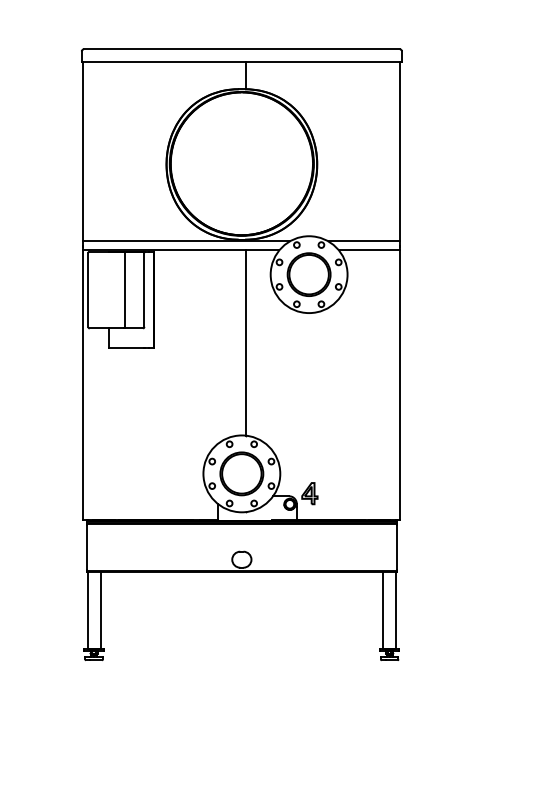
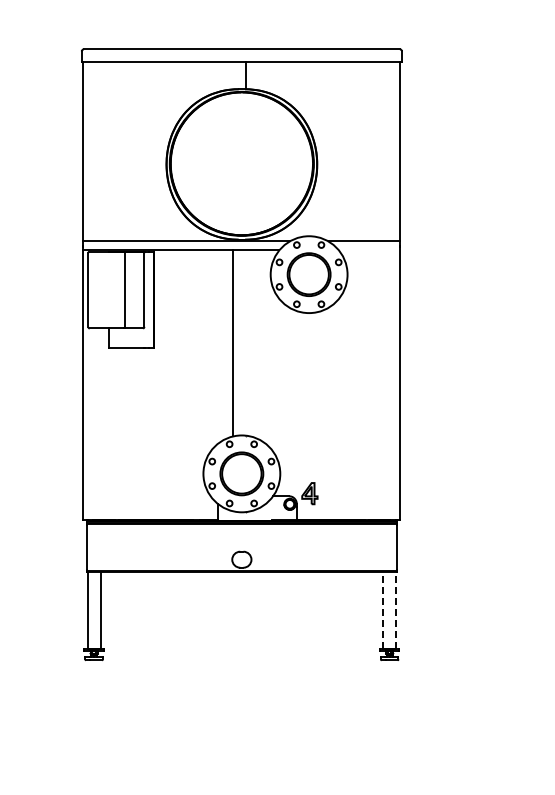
line: present -> none (369, 250)
line position: (246, 342) -> (233, 342) (233, 342)
line: solid -> dashed (383, 609)
line: solid -> dashed (396, 609)
